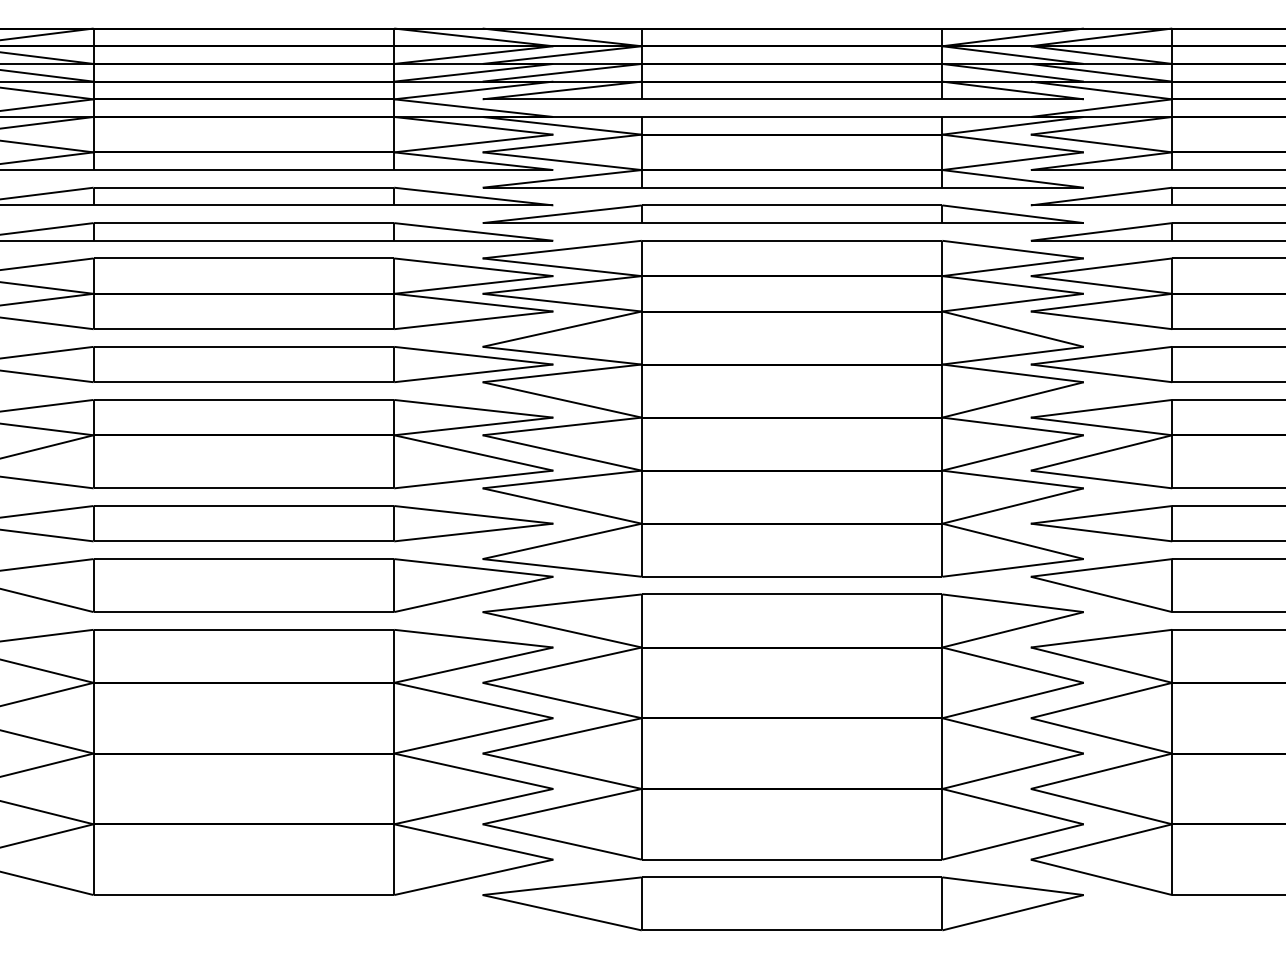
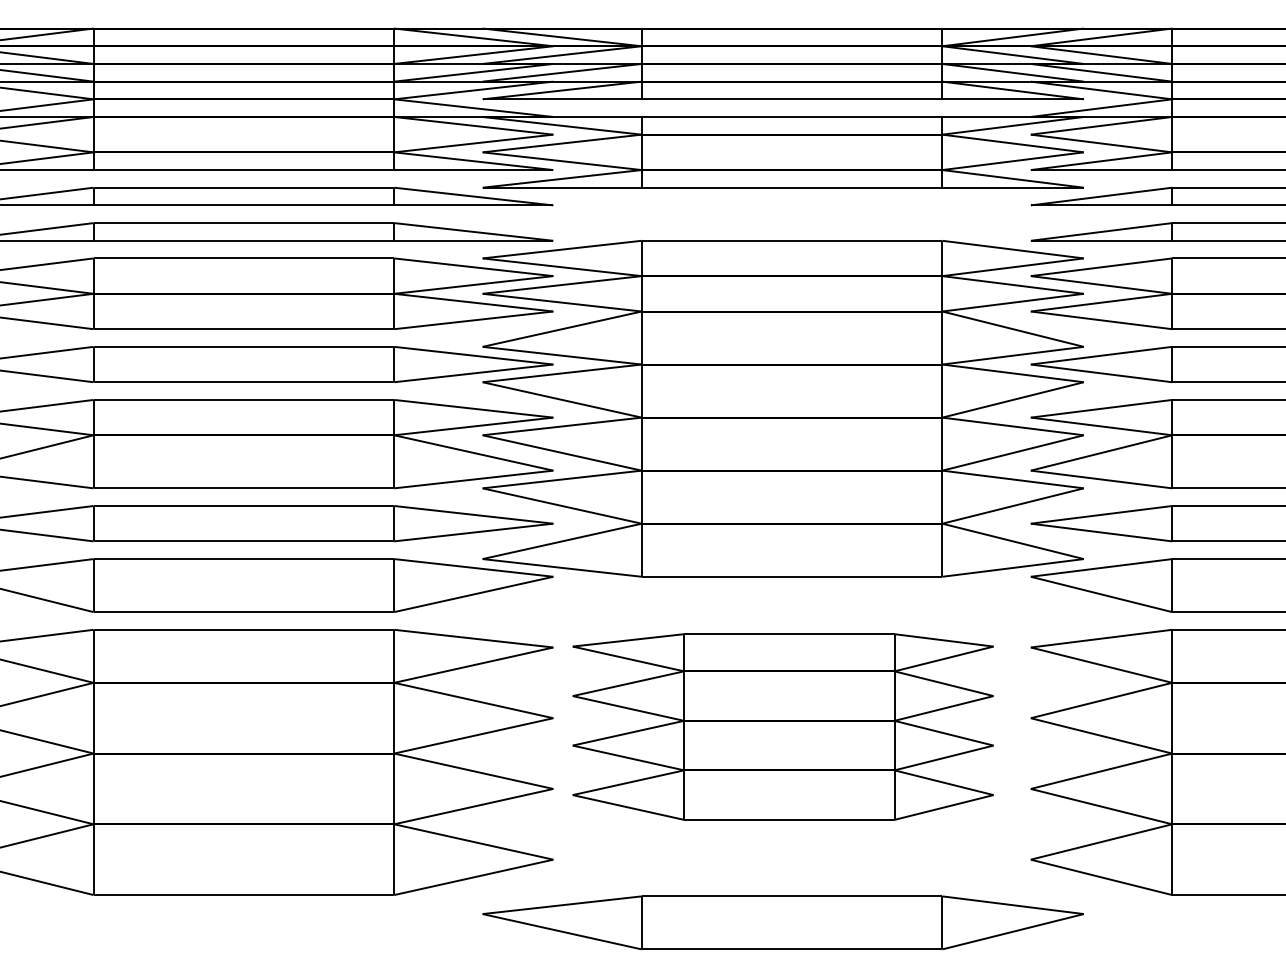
part: present -> none (782, 213)
part size: 602x268 px -> 422x188 px (782, 726)
part position: (782, 903) -> (782, 922) (782, 922)
